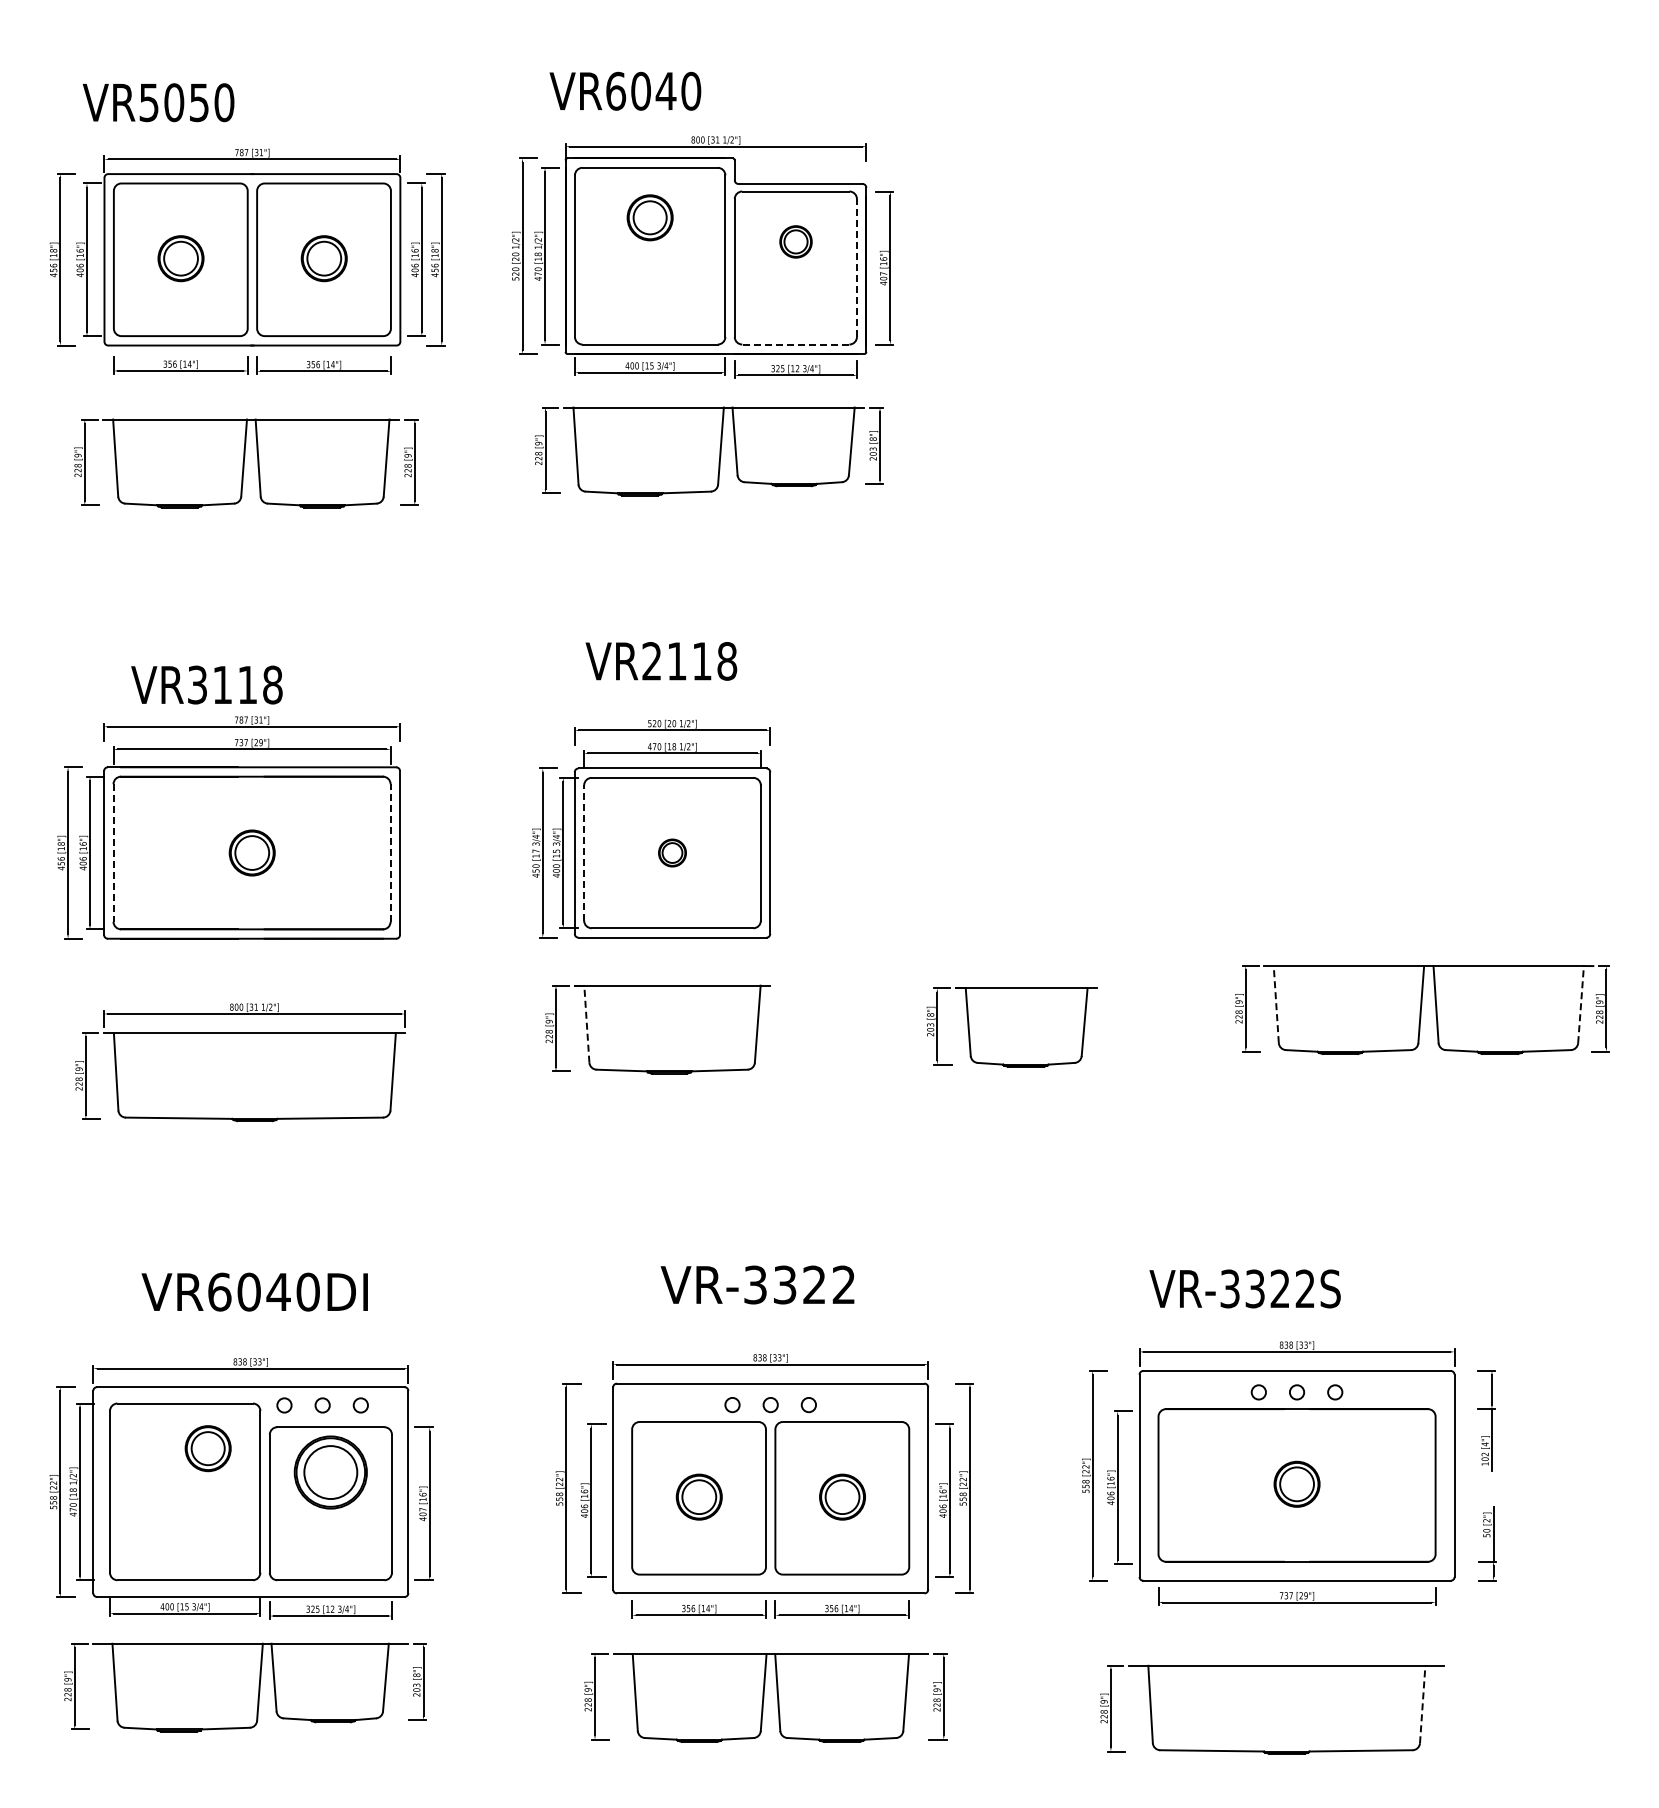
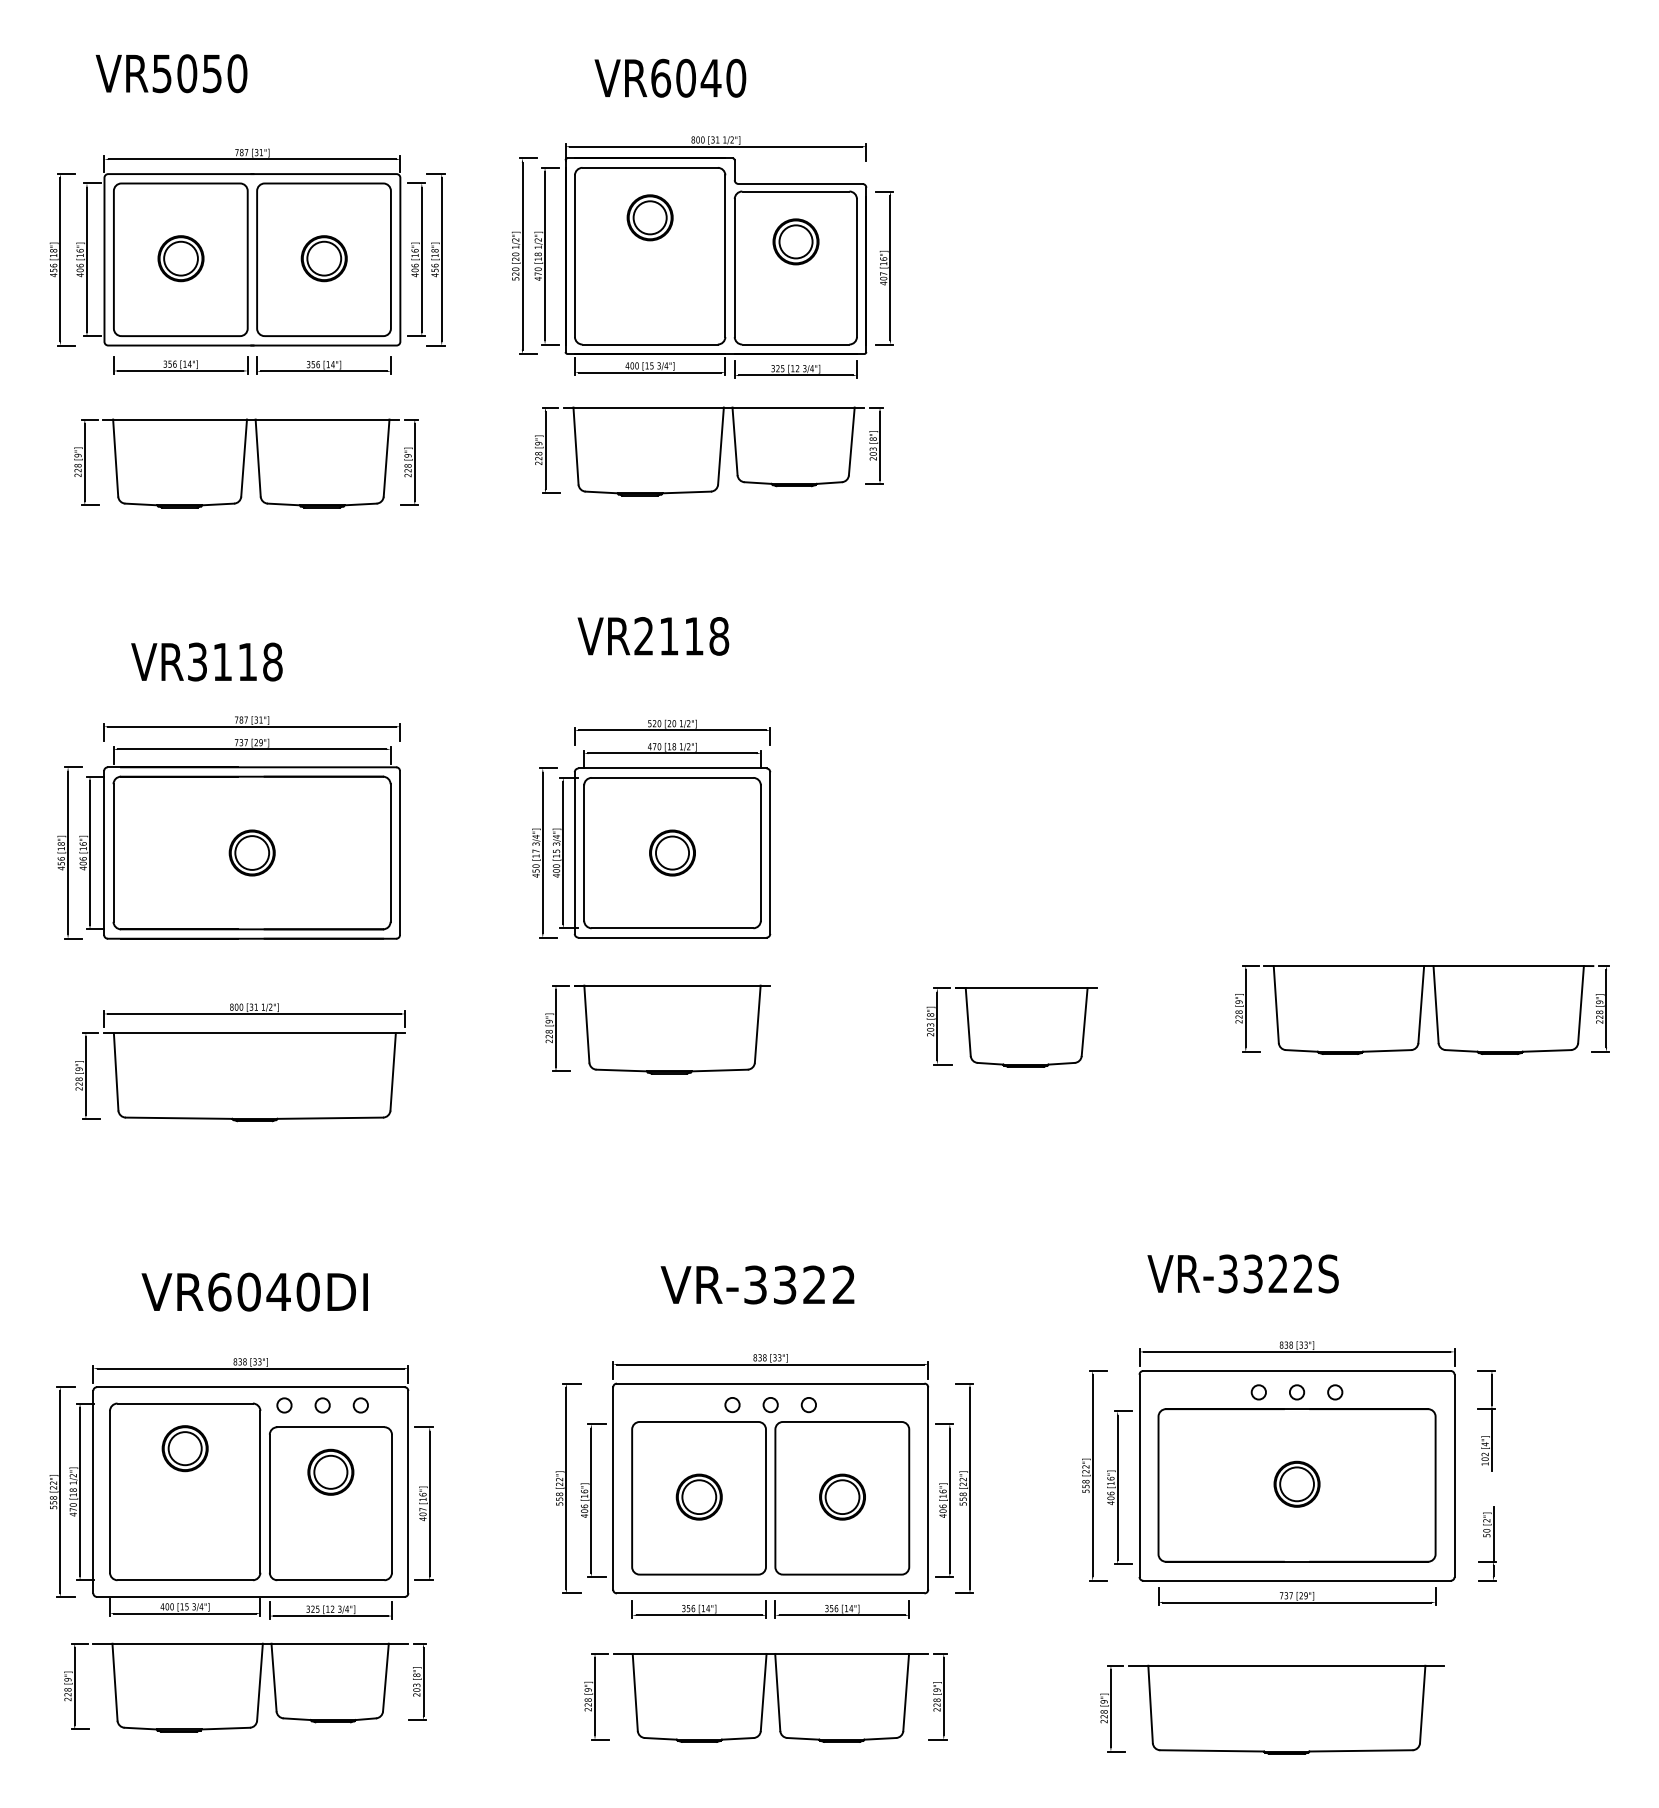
text position: (625, 90) -> (670, 77) (670, 77)
text position: (158, 102) -> (171, 73) (171, 73)
part size: 34x34 px -> 48x48 px (795, 241)
line: dashed -> solid (856, 268)
line: dashed -> solid (796, 344)
text position: (661, 661) -> (653, 636) (653, 636)
text position: (206, 684) -> (206, 661) (206, 661)
part size: 29x30 px -> 47x48 px (672, 852)
line: dashed -> solid (113, 853)
line: dashed -> solid (390, 853)
line: dashed -> solid (584, 853)
line: dashed -> solid (1276, 1004)
line: dashed -> solid (1581, 1004)
line: dashed -> solid (586, 1024)
text position: (1244, 1288) -> (1242, 1273) (1242, 1273)
part position: (207, 1448) -> (184, 1448) (184, 1448)
part size: 75x75 px -> 48x48 px (330, 1471)
line: dashed -> solid (1422, 1704)
